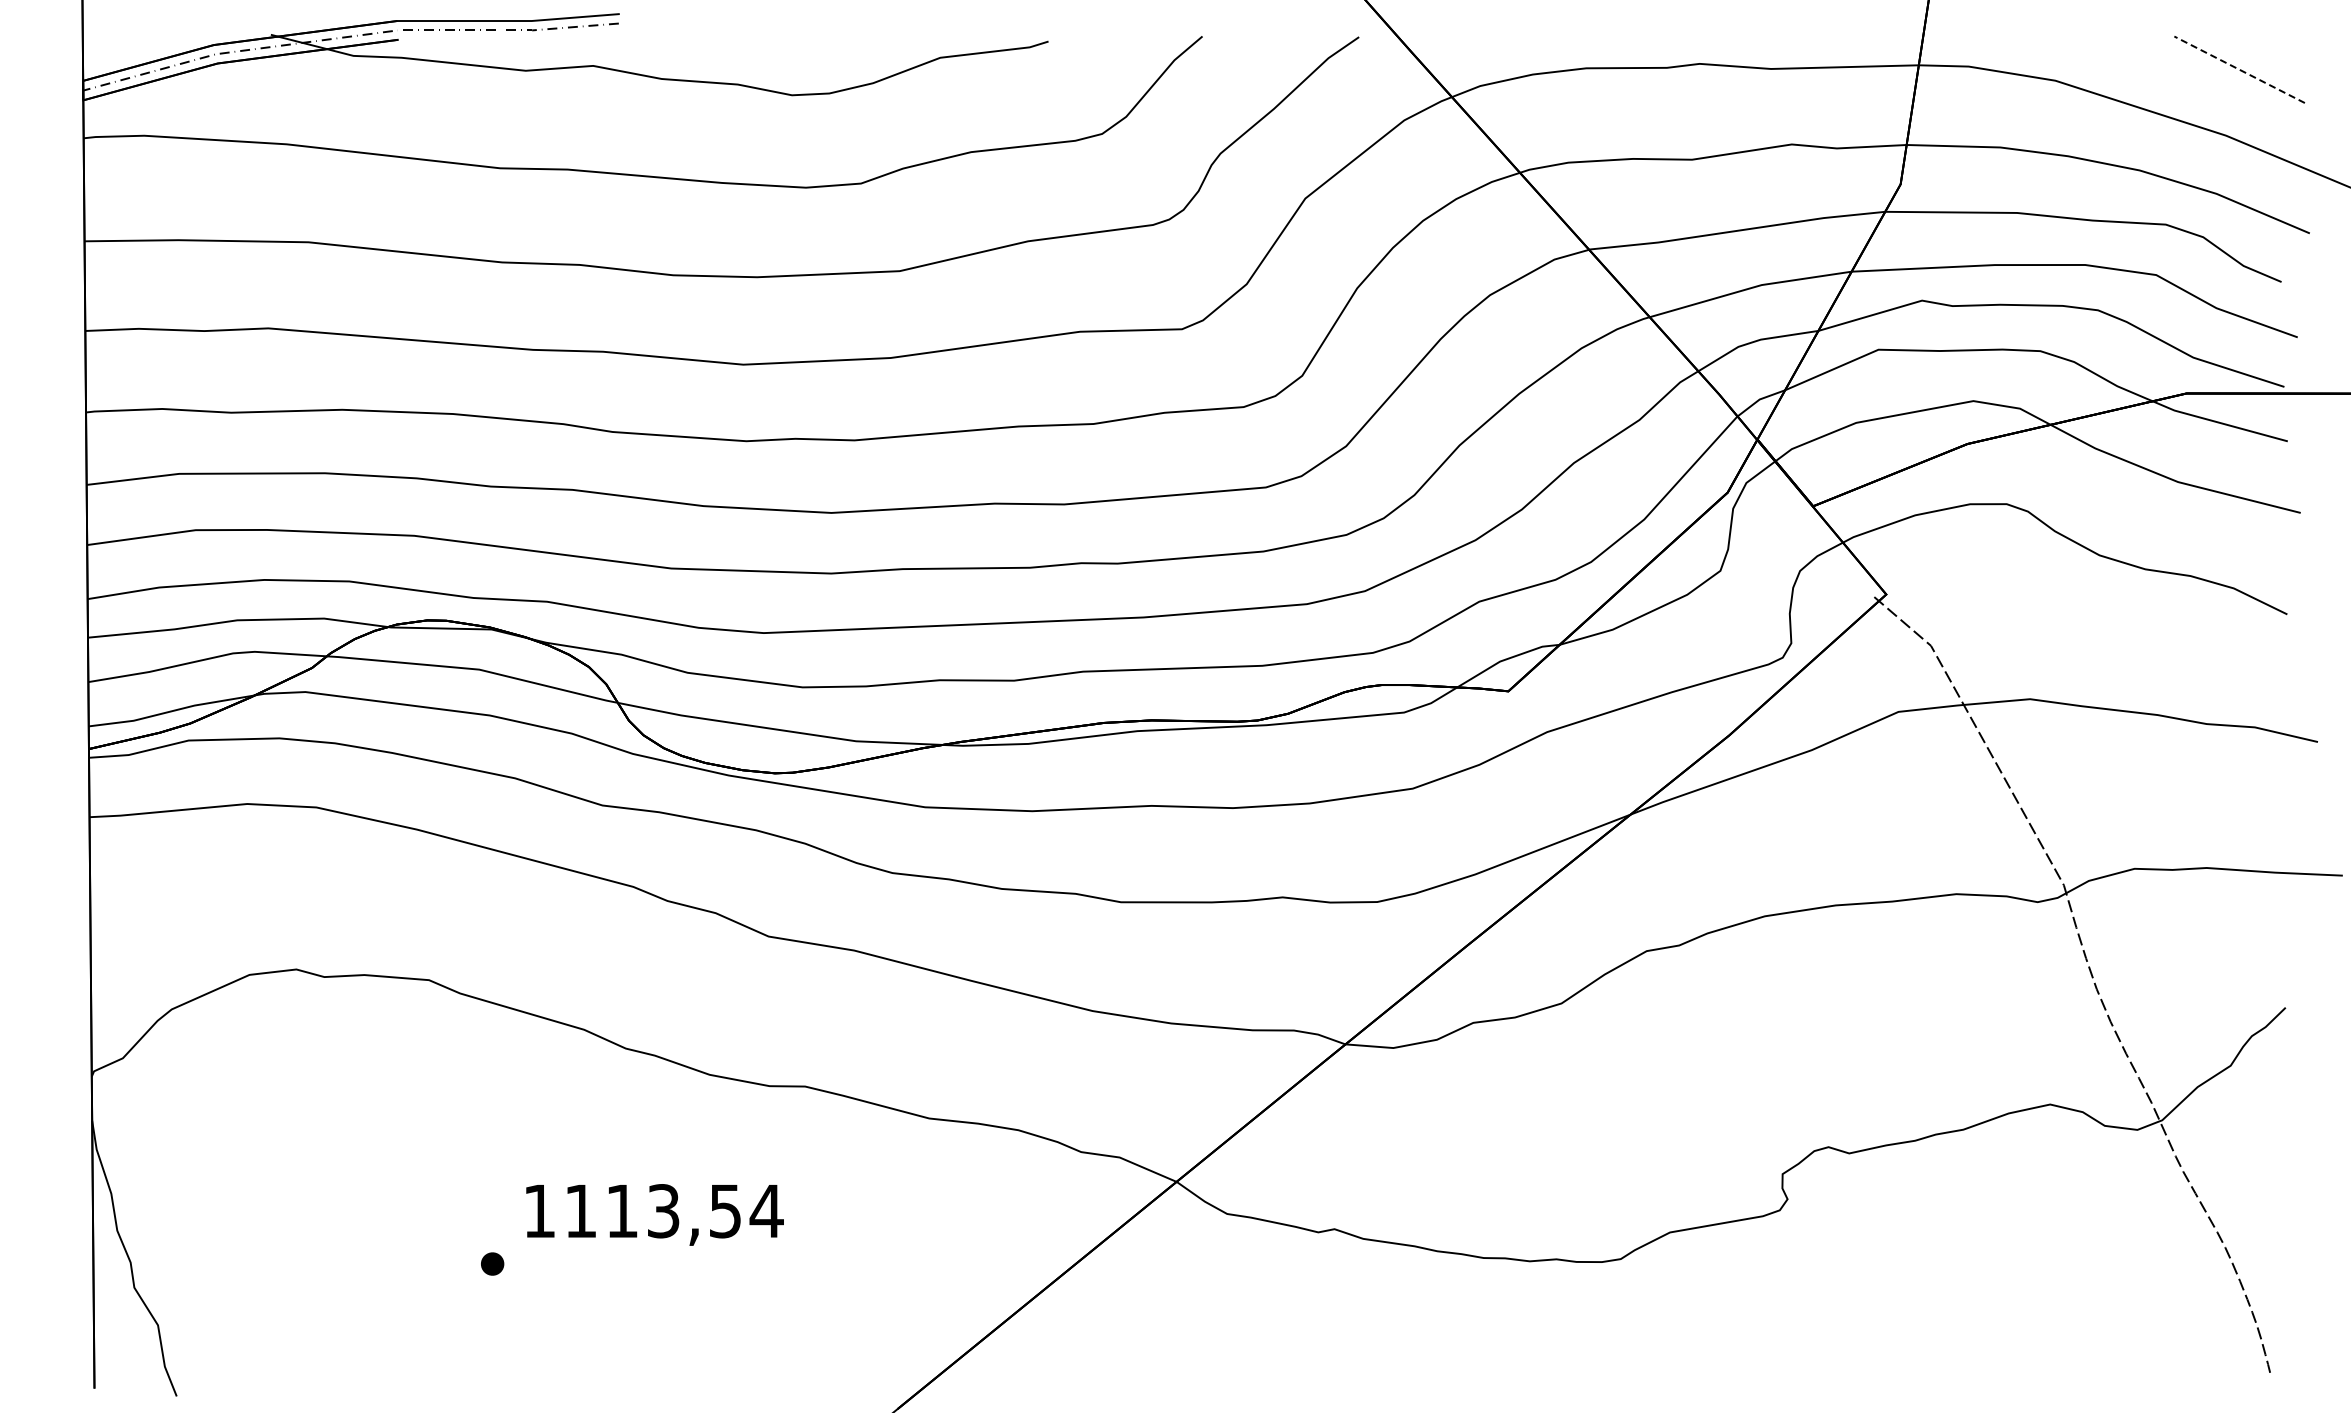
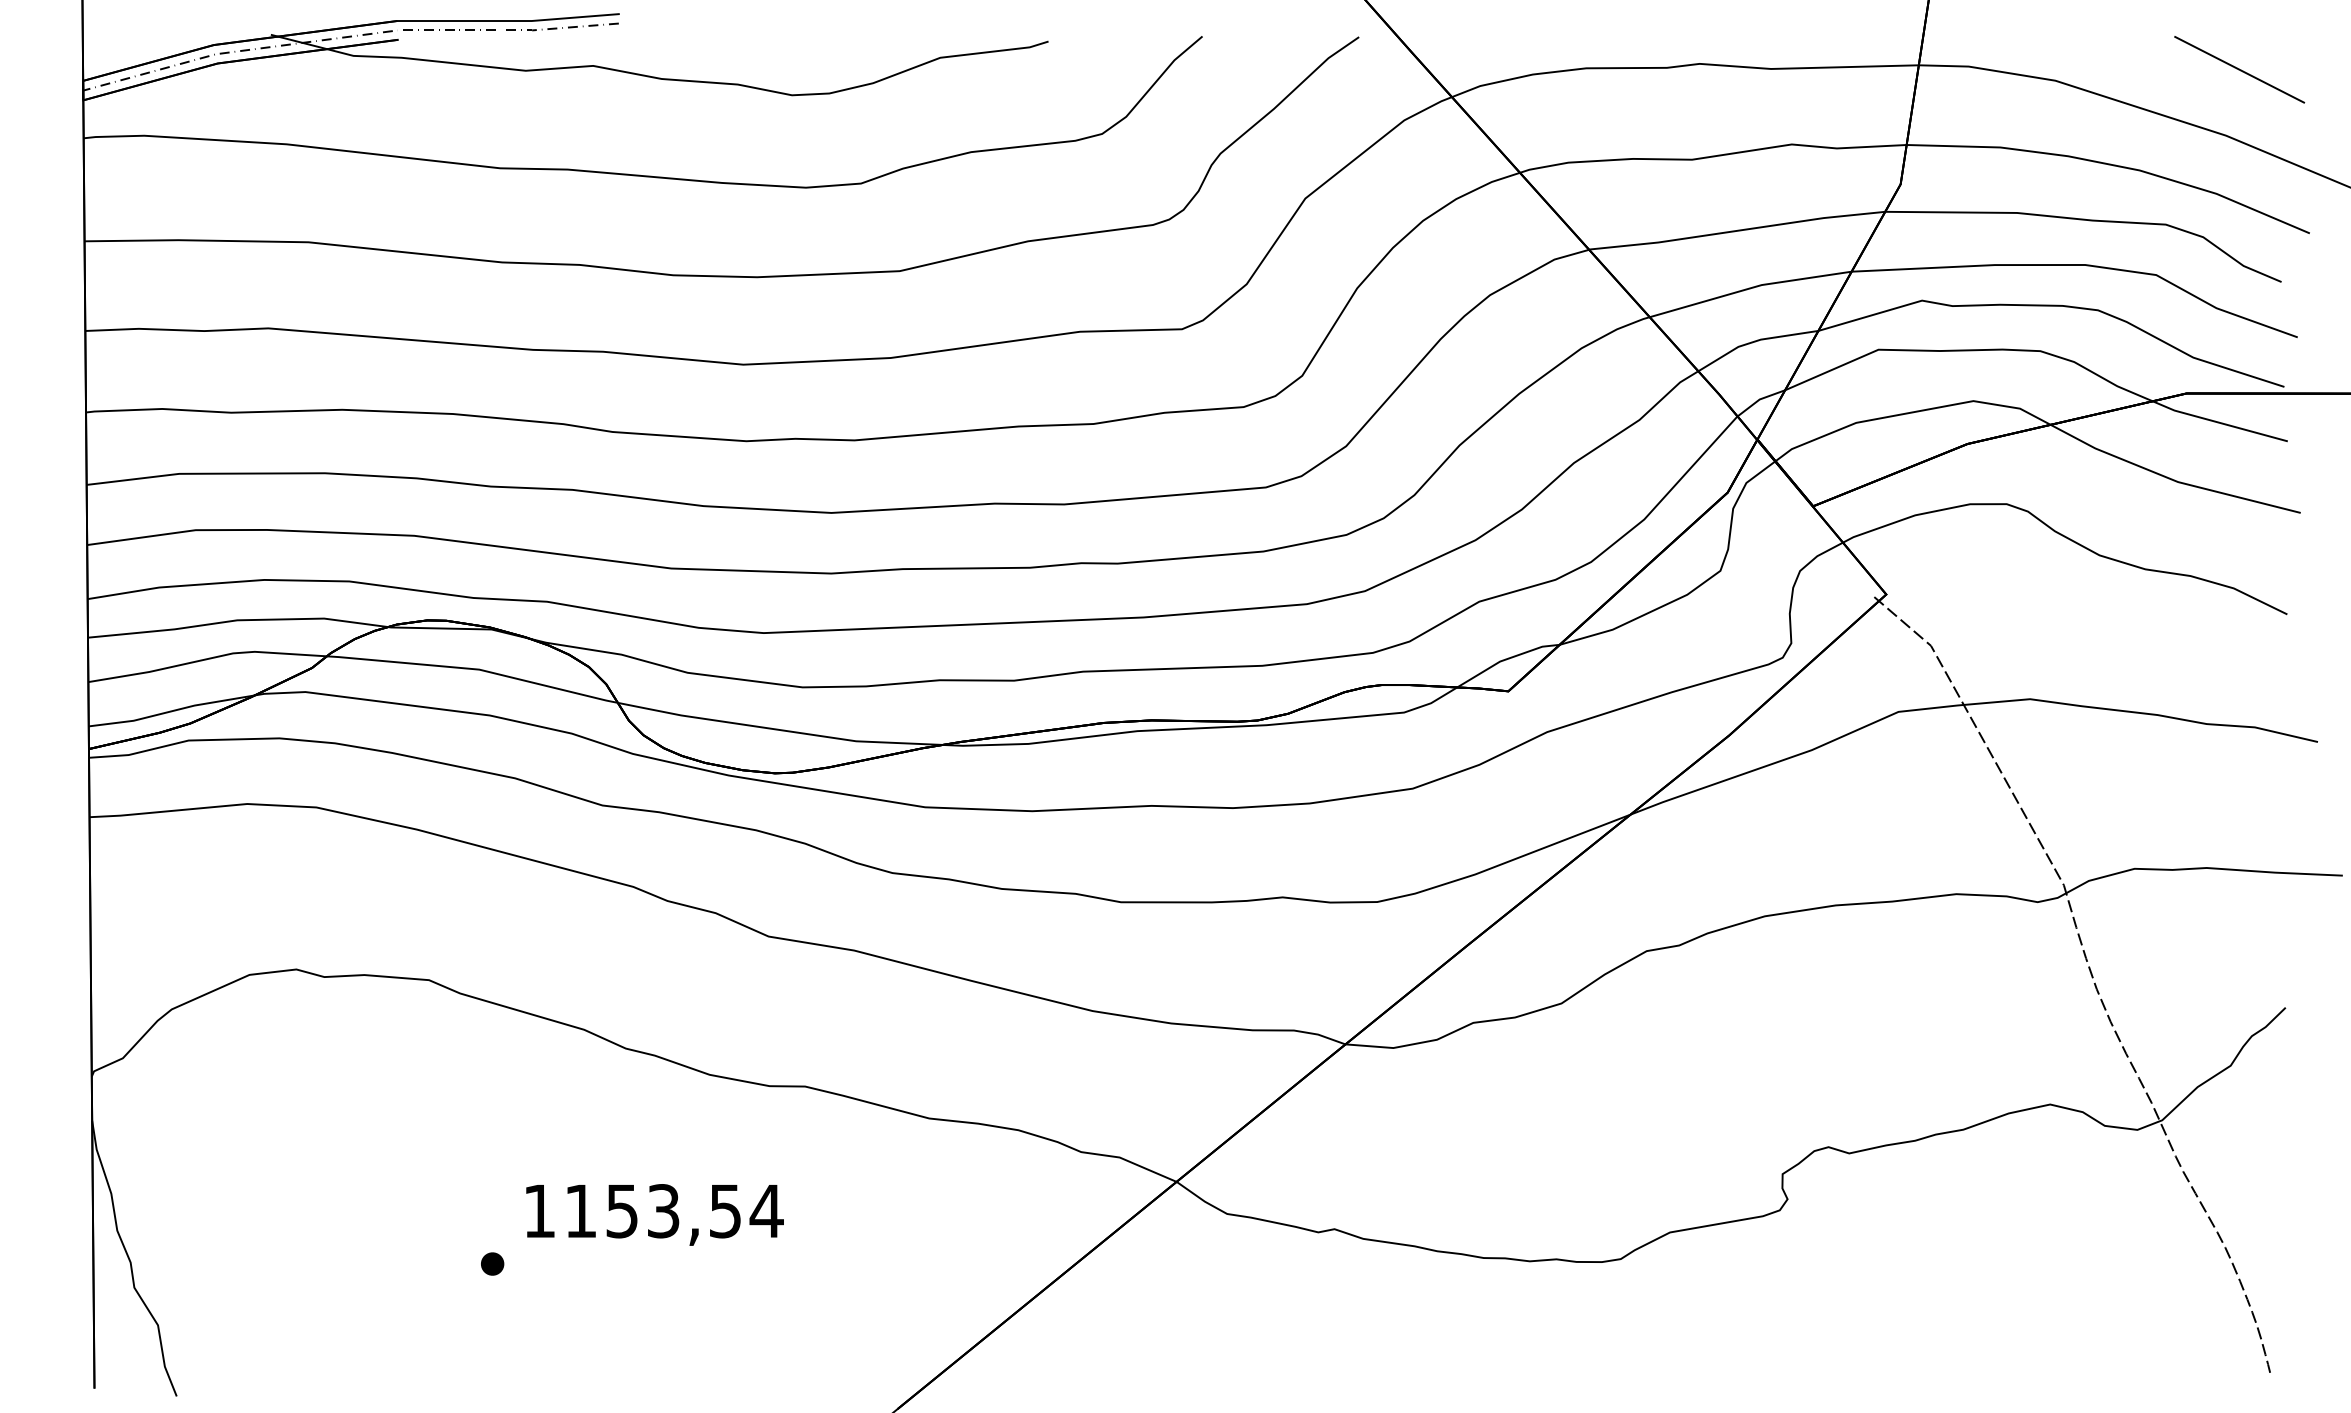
line: dashed -> solid (2239, 69)
text: 1113,54 -> 1153,54 (621, 1211)
